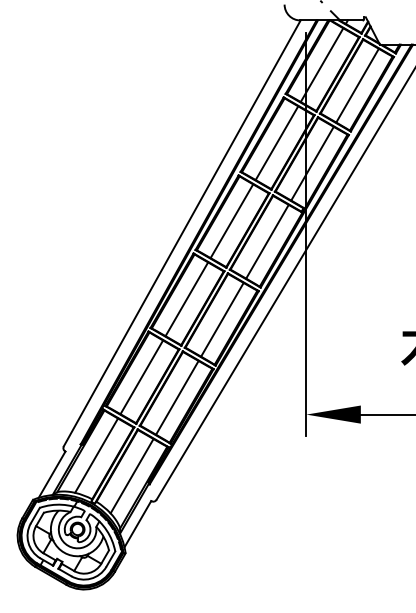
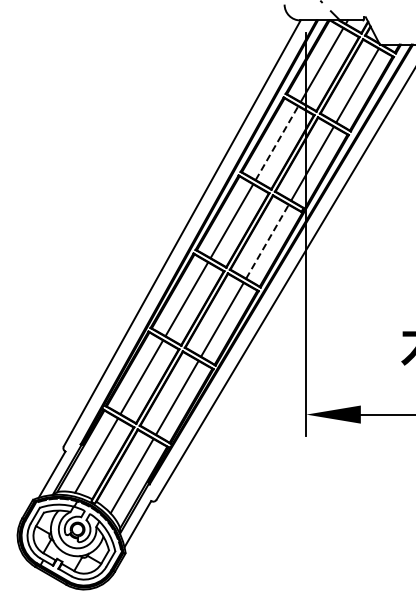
line: solid -> dashed (276, 143)
line: solid -> dashed (267, 241)
